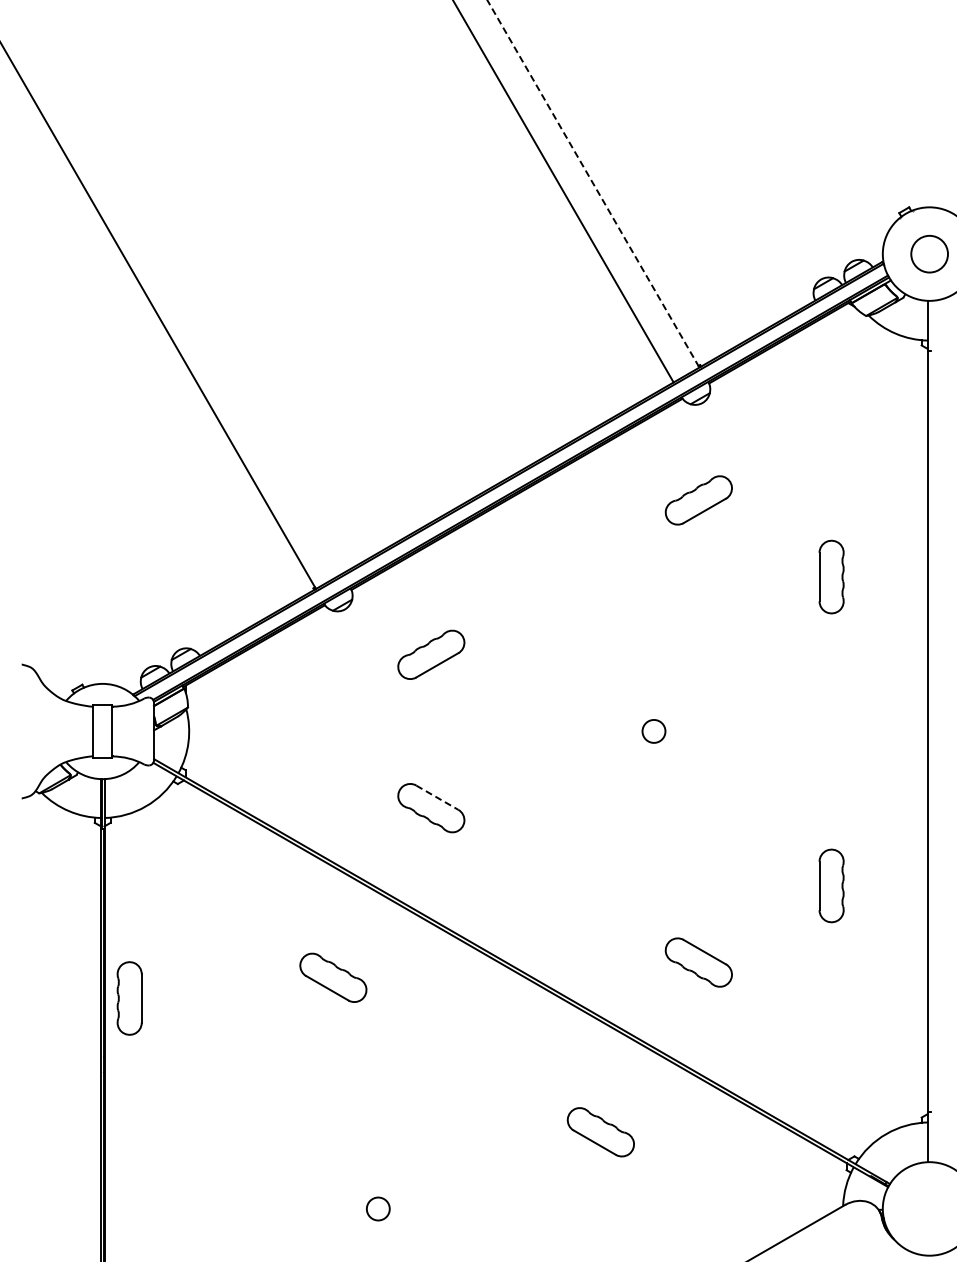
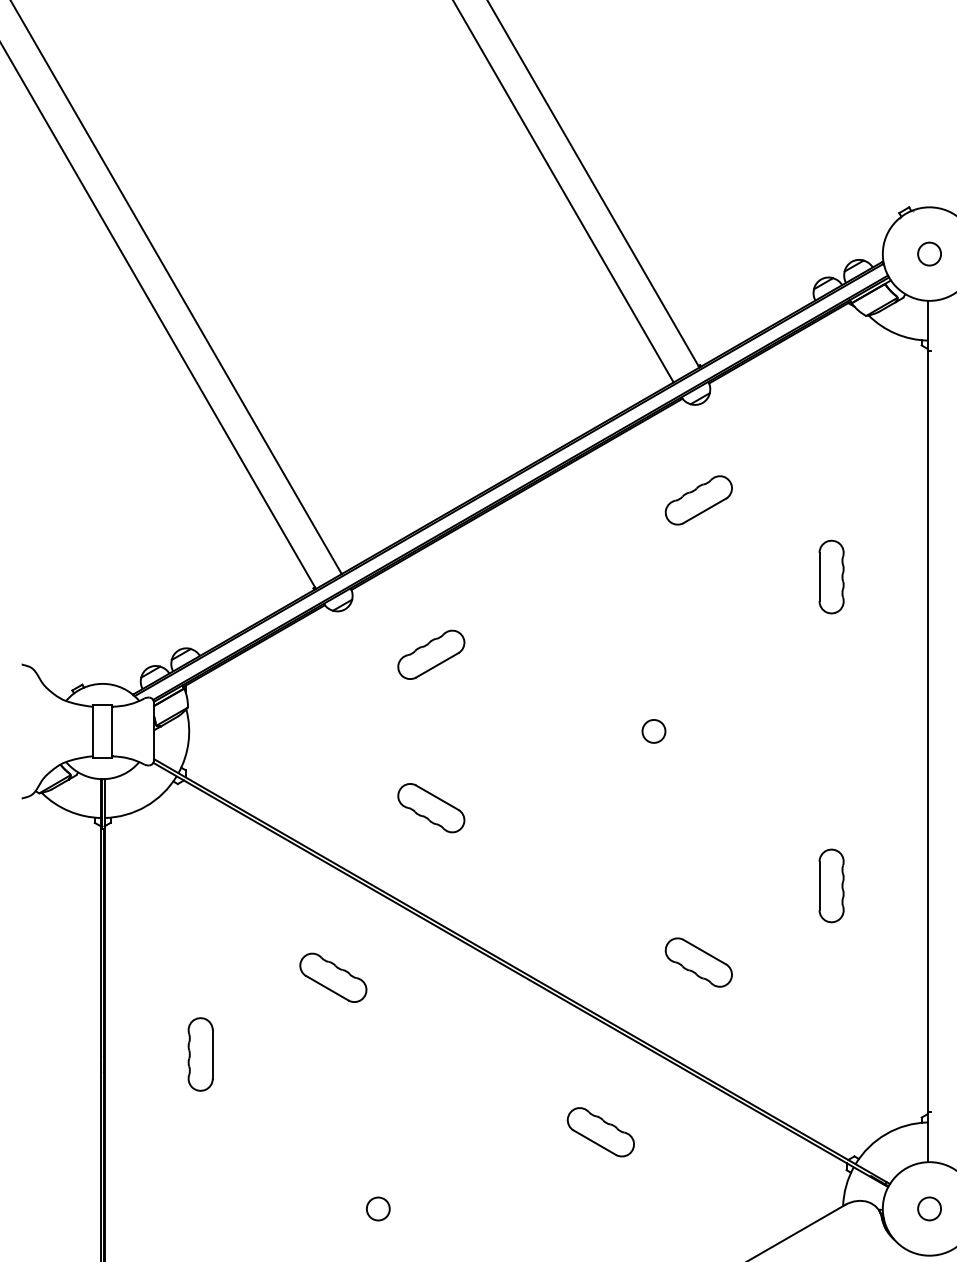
line: dashed -> solid (593, 184)
circle size: 39x39 px -> 25x26 px (929, 253)
line: none -> present (176, 288)
line: dashed -> solid (437, 798)
part position: (129, 998) -> (200, 1054) (200, 1054)
circle: none -> present (929, 1208)
